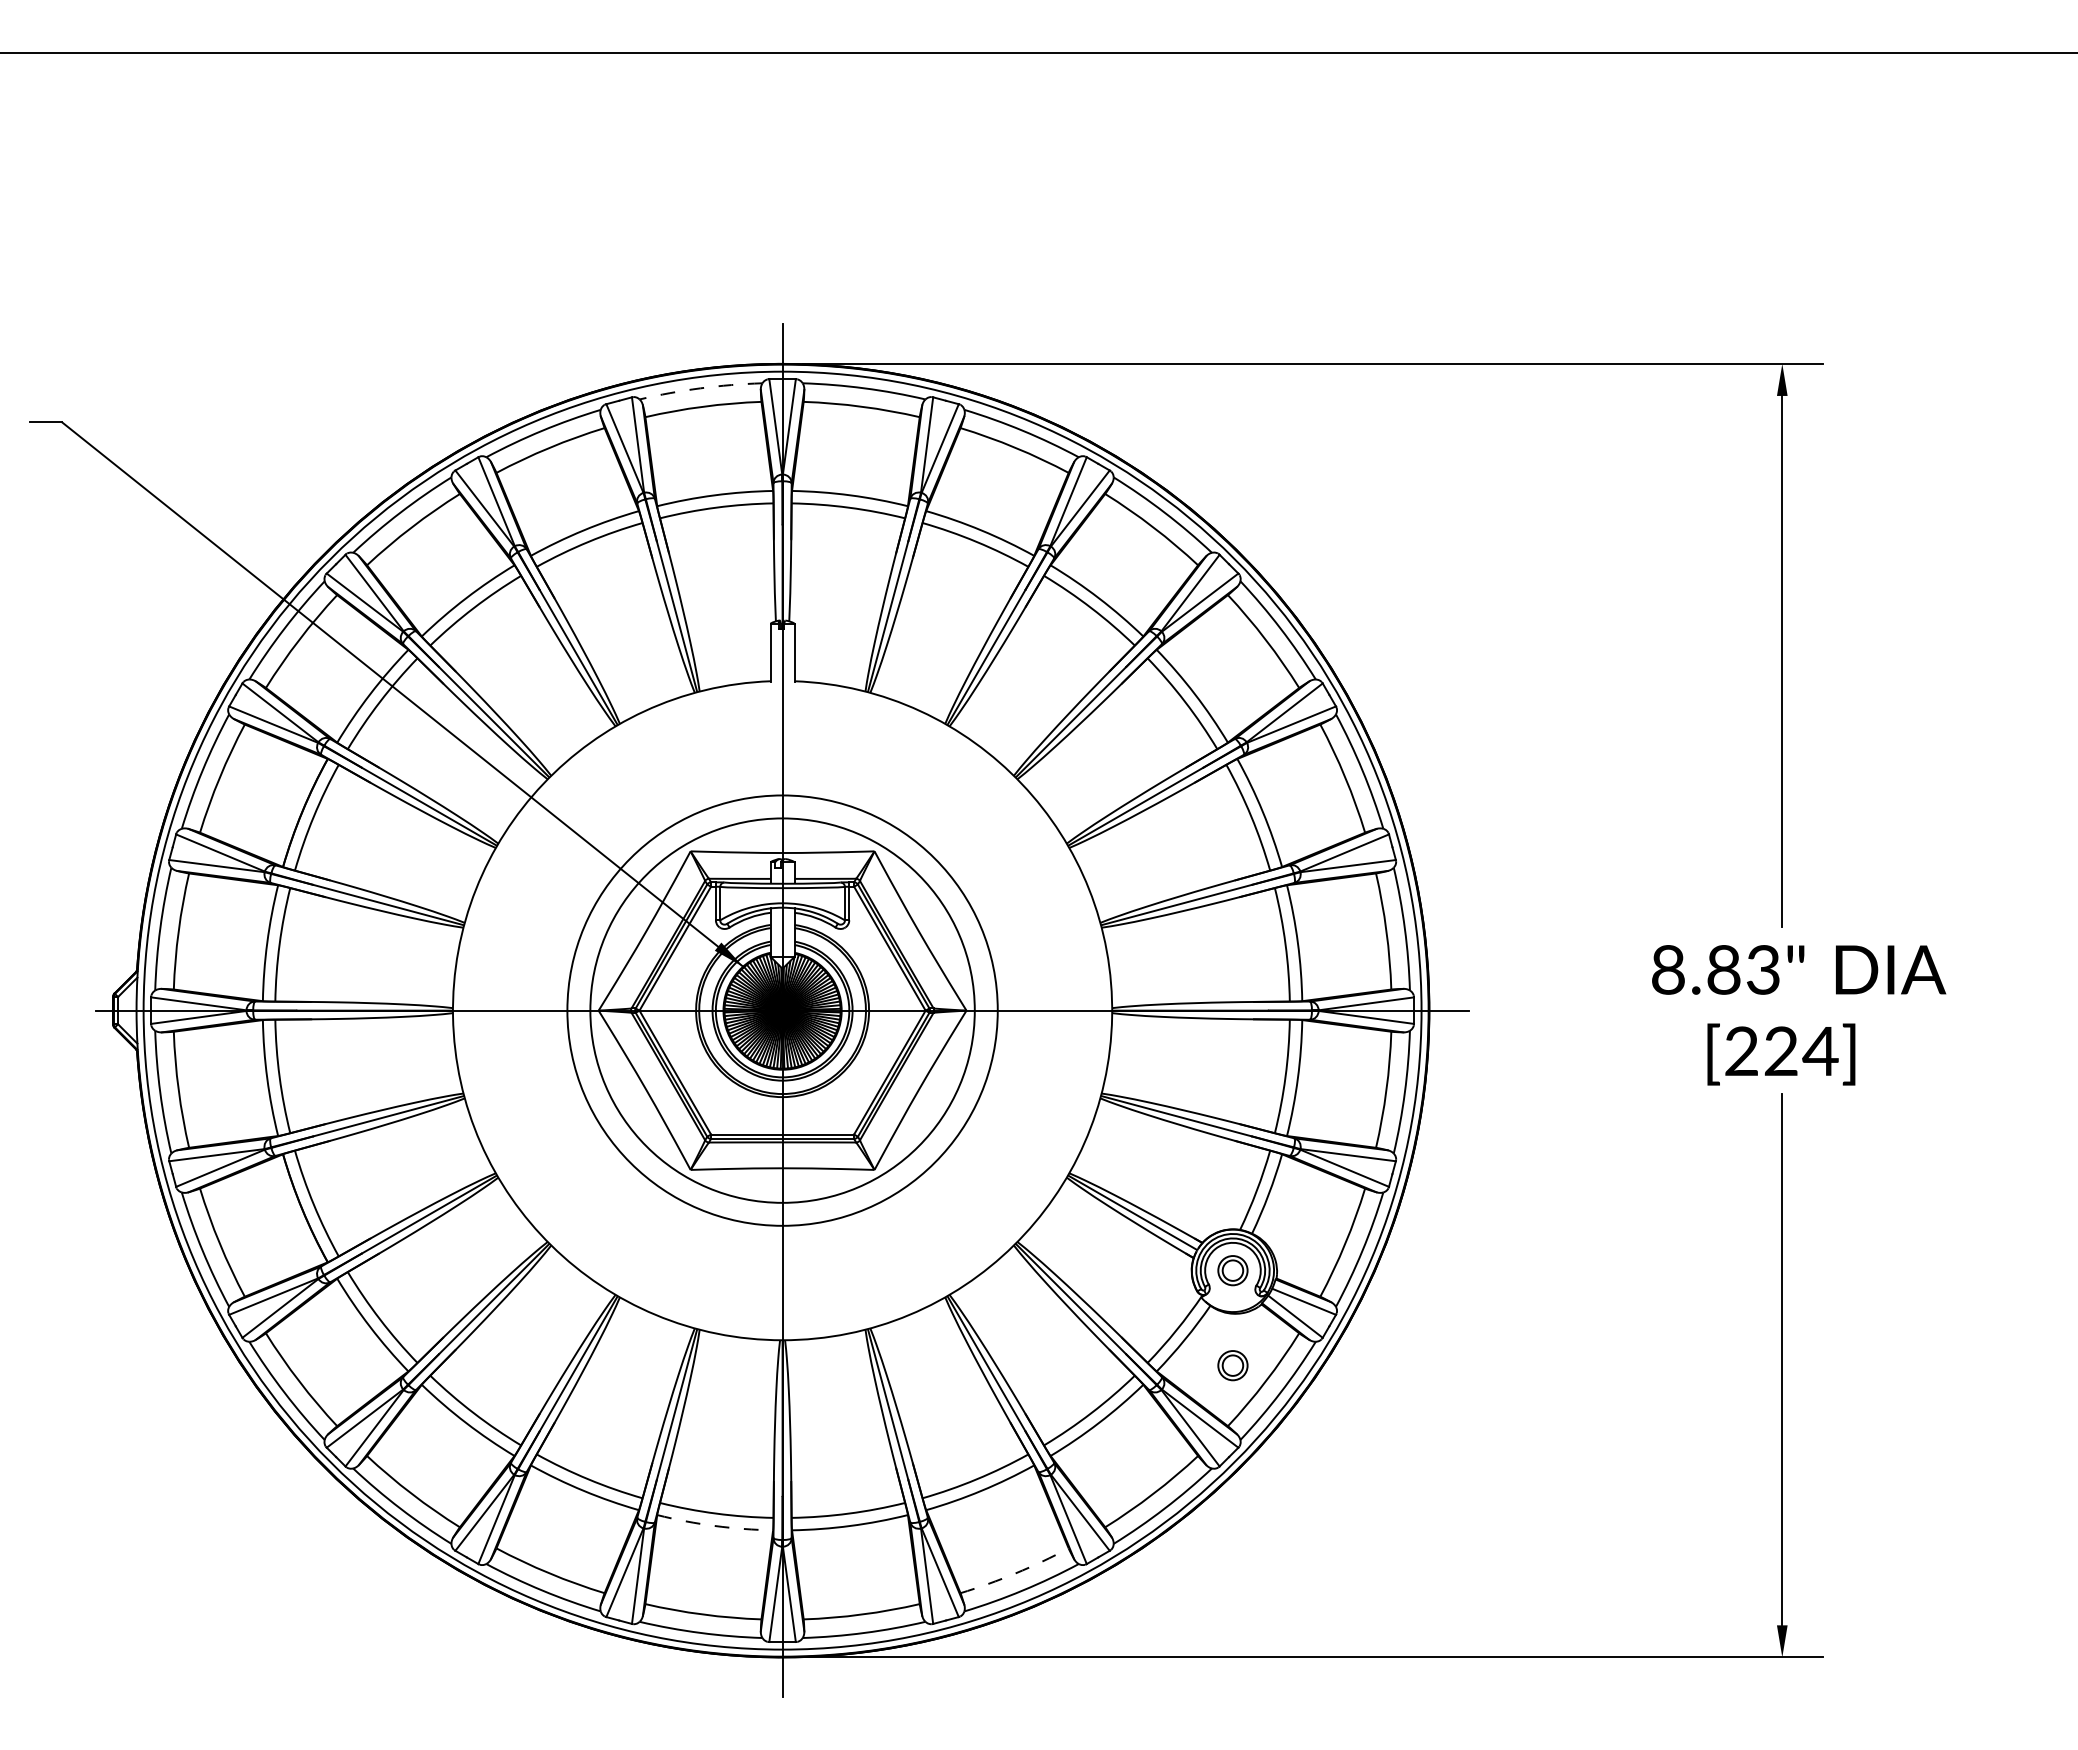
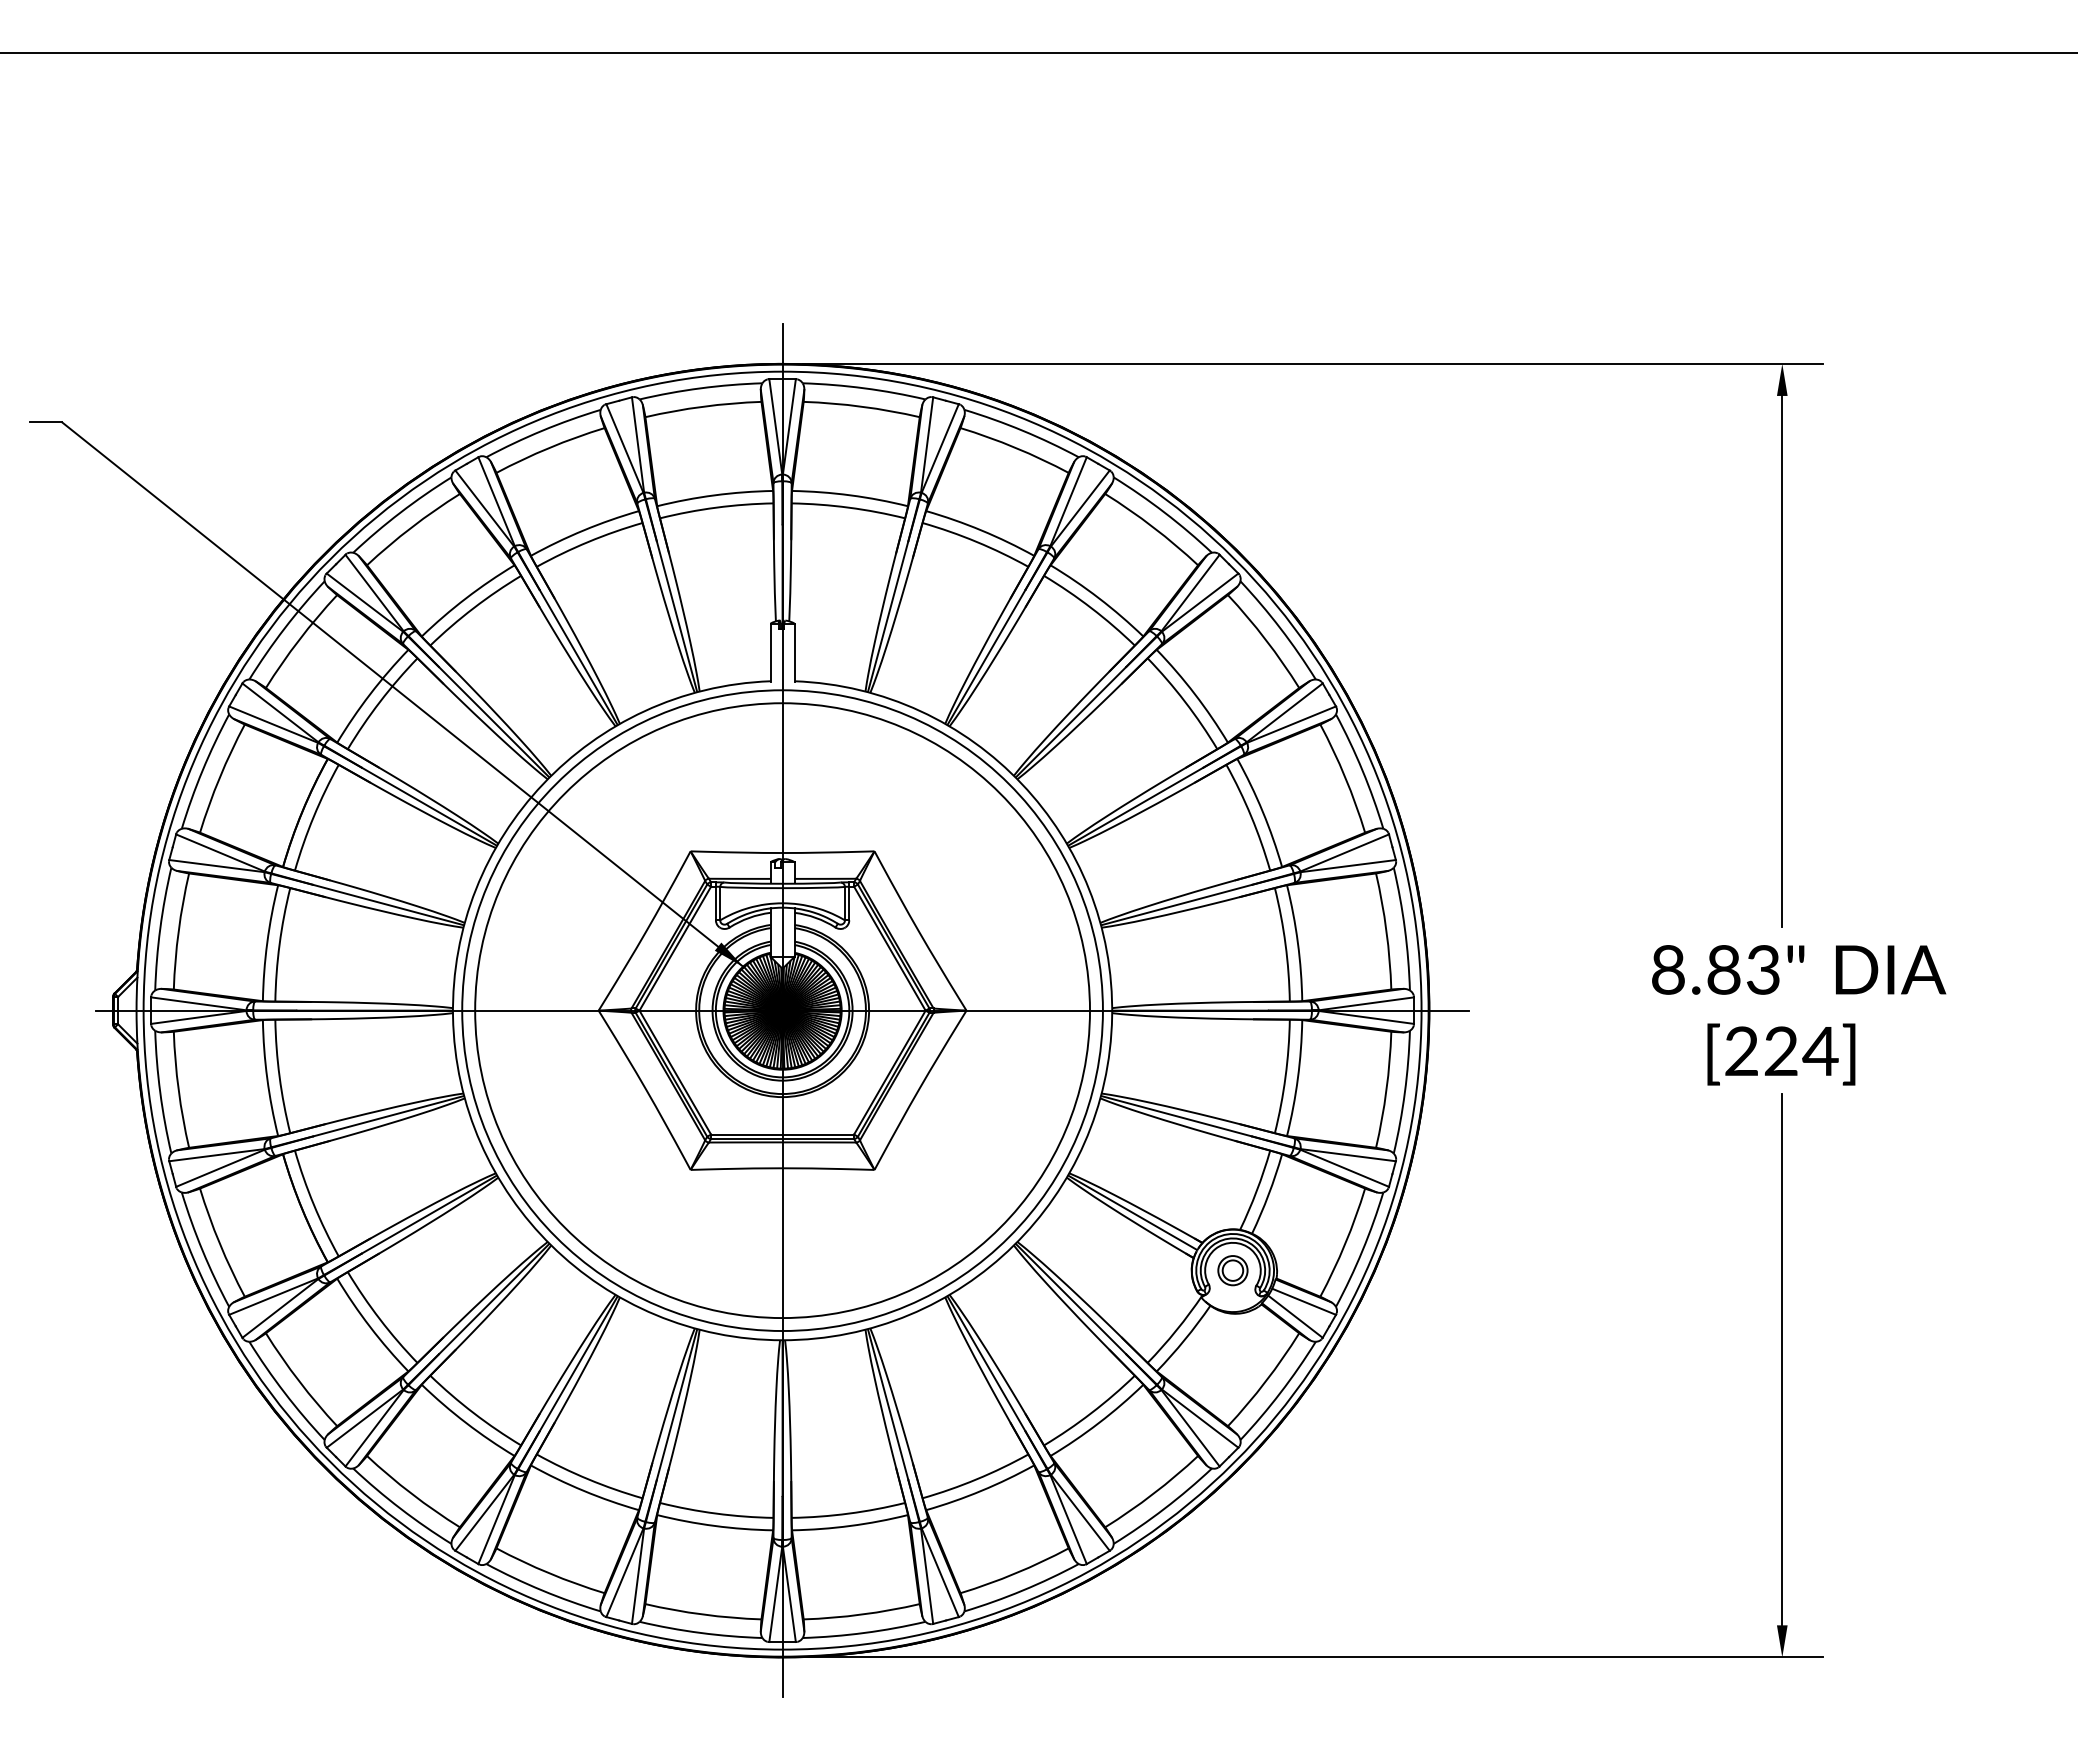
arc: dashed -> solid (700, 388)
circle diameter: 384 px -> 641 px (782, 1010)
circle diameter: 430 px -> 615 px (782, 1010)
part: present -> none (1232, 1365)
arc: dashed -> solid (714, 1525)
arc: dashed -> solid (1015, 1573)
